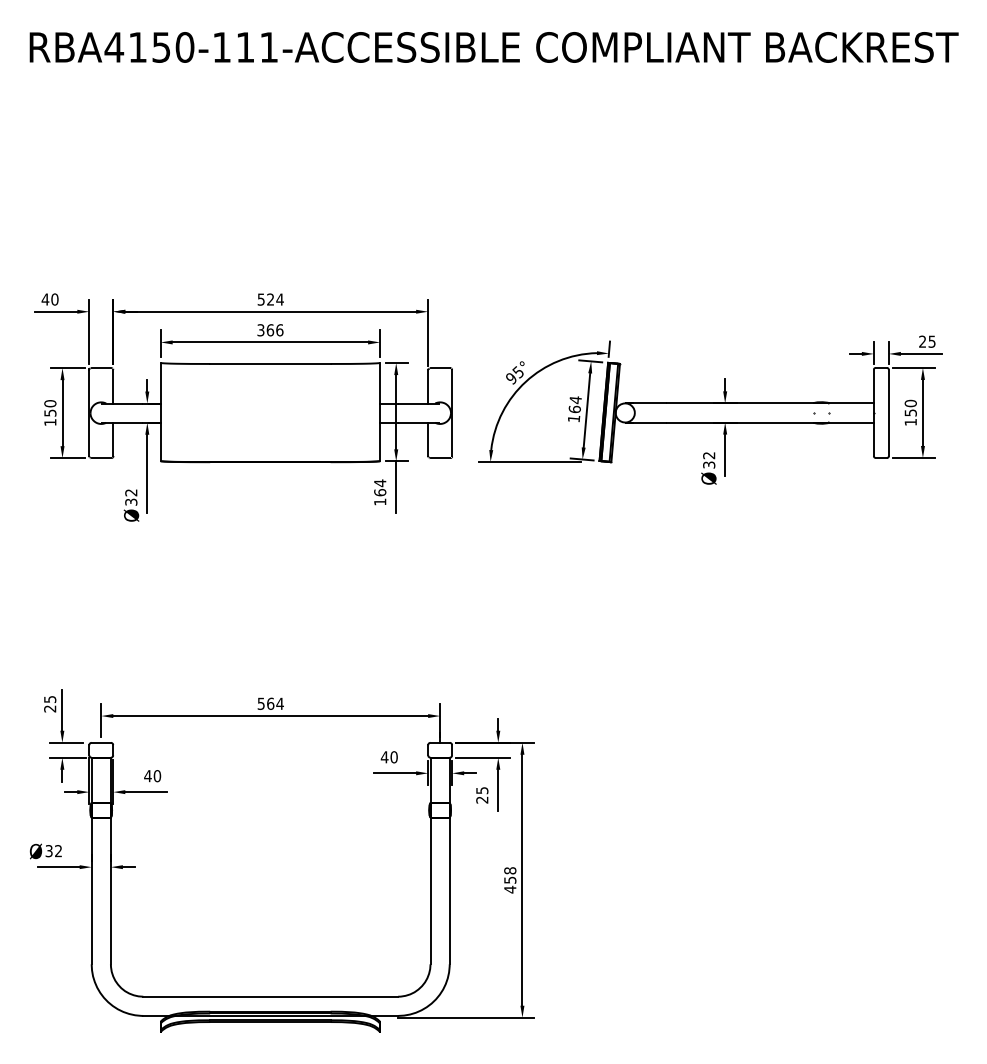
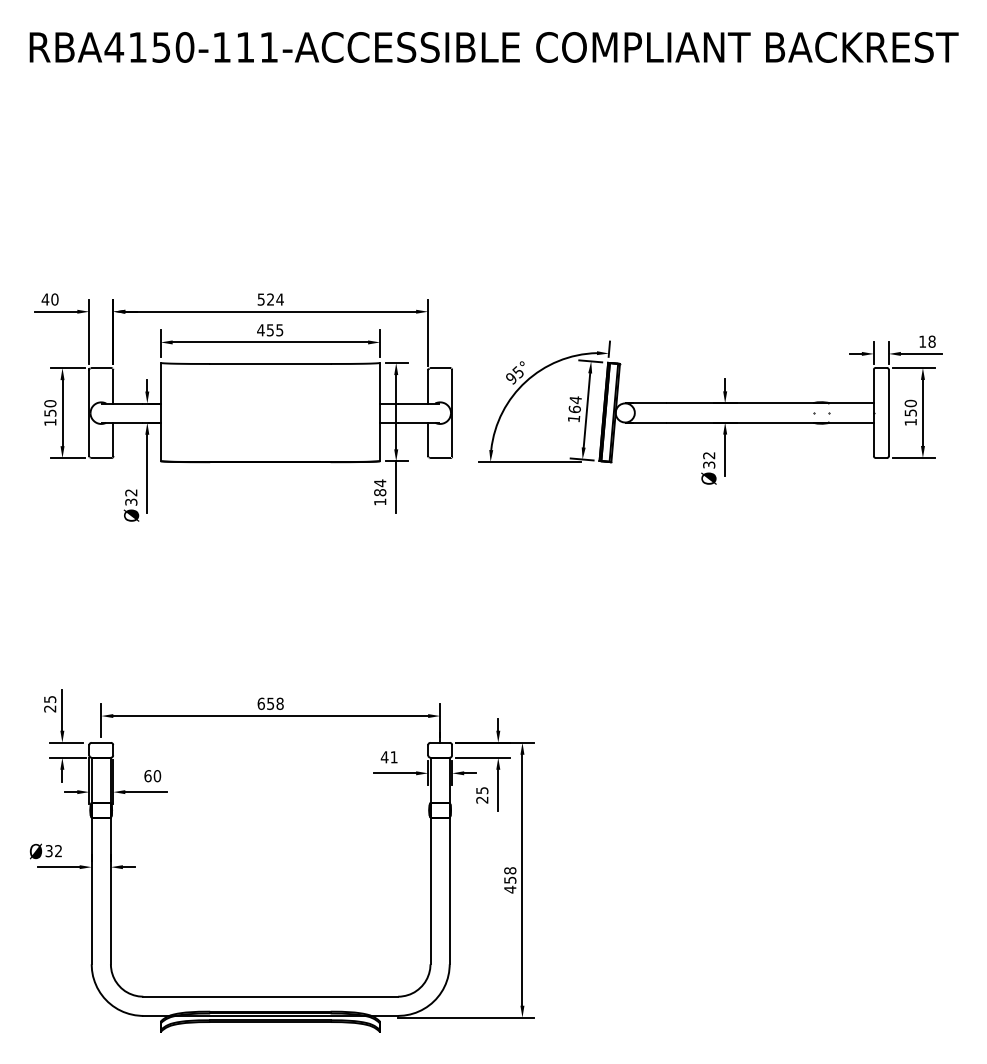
text: 366 -> 455 (270, 330)
text: 25 -> 18 (927, 341)
text: 164 -> 184 (380, 492)
text: 564 -> 658 (270, 703)
text: 40 -> 41 (393, 757)
text: 40 -> 60 (147, 776)
